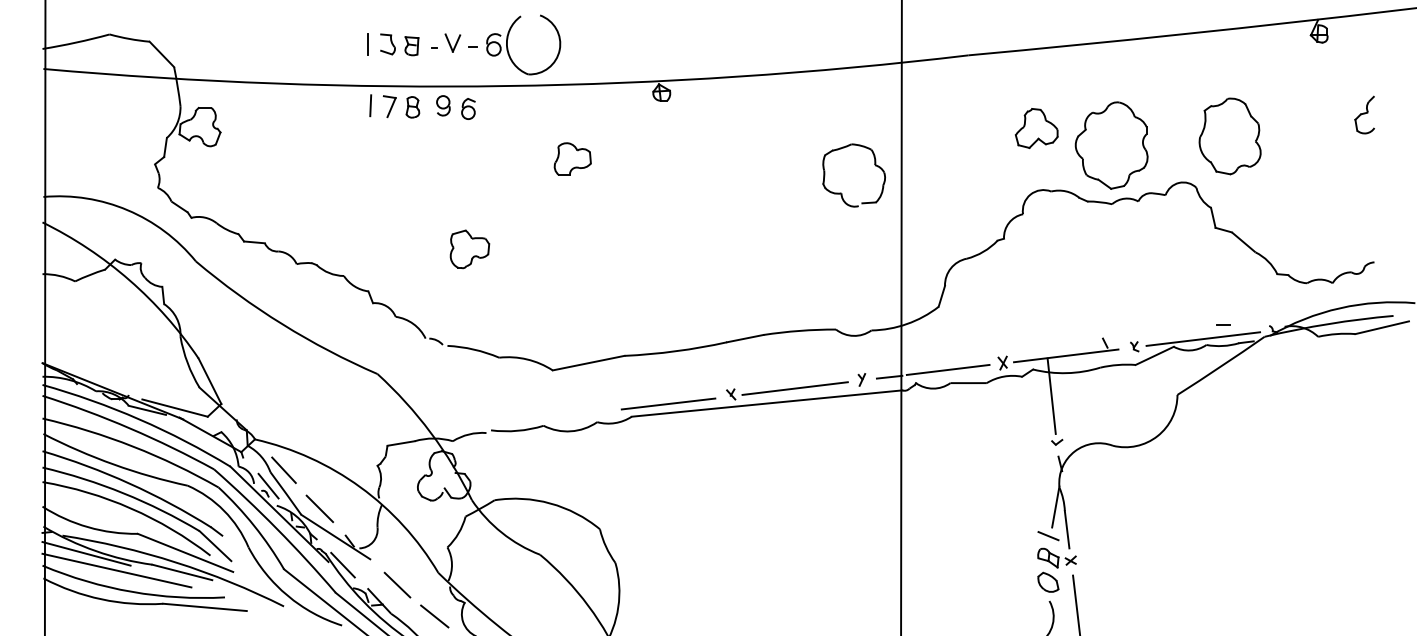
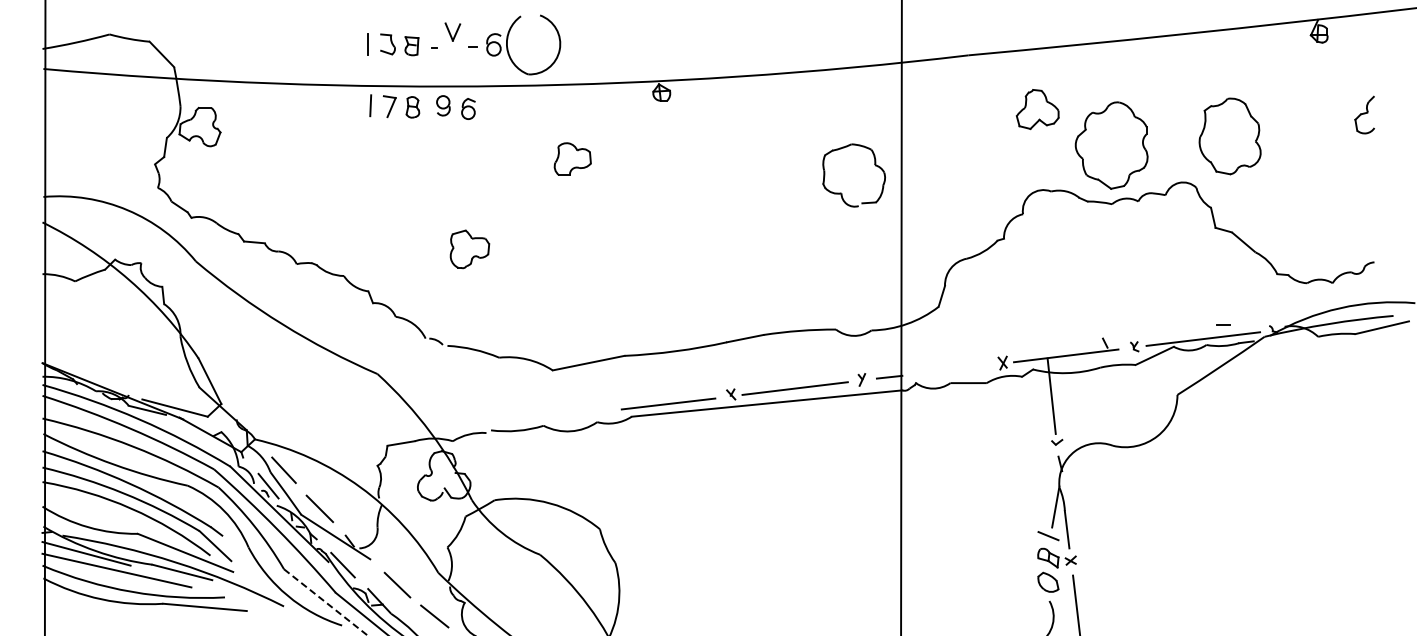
part position: (452, 42) -> (452, 31) (452, 31)
part position: (1036, 128) -> (1037, 109) (1037, 109)
line: present -> none (947, 369)
line: solid -> dashed (326, 602)
